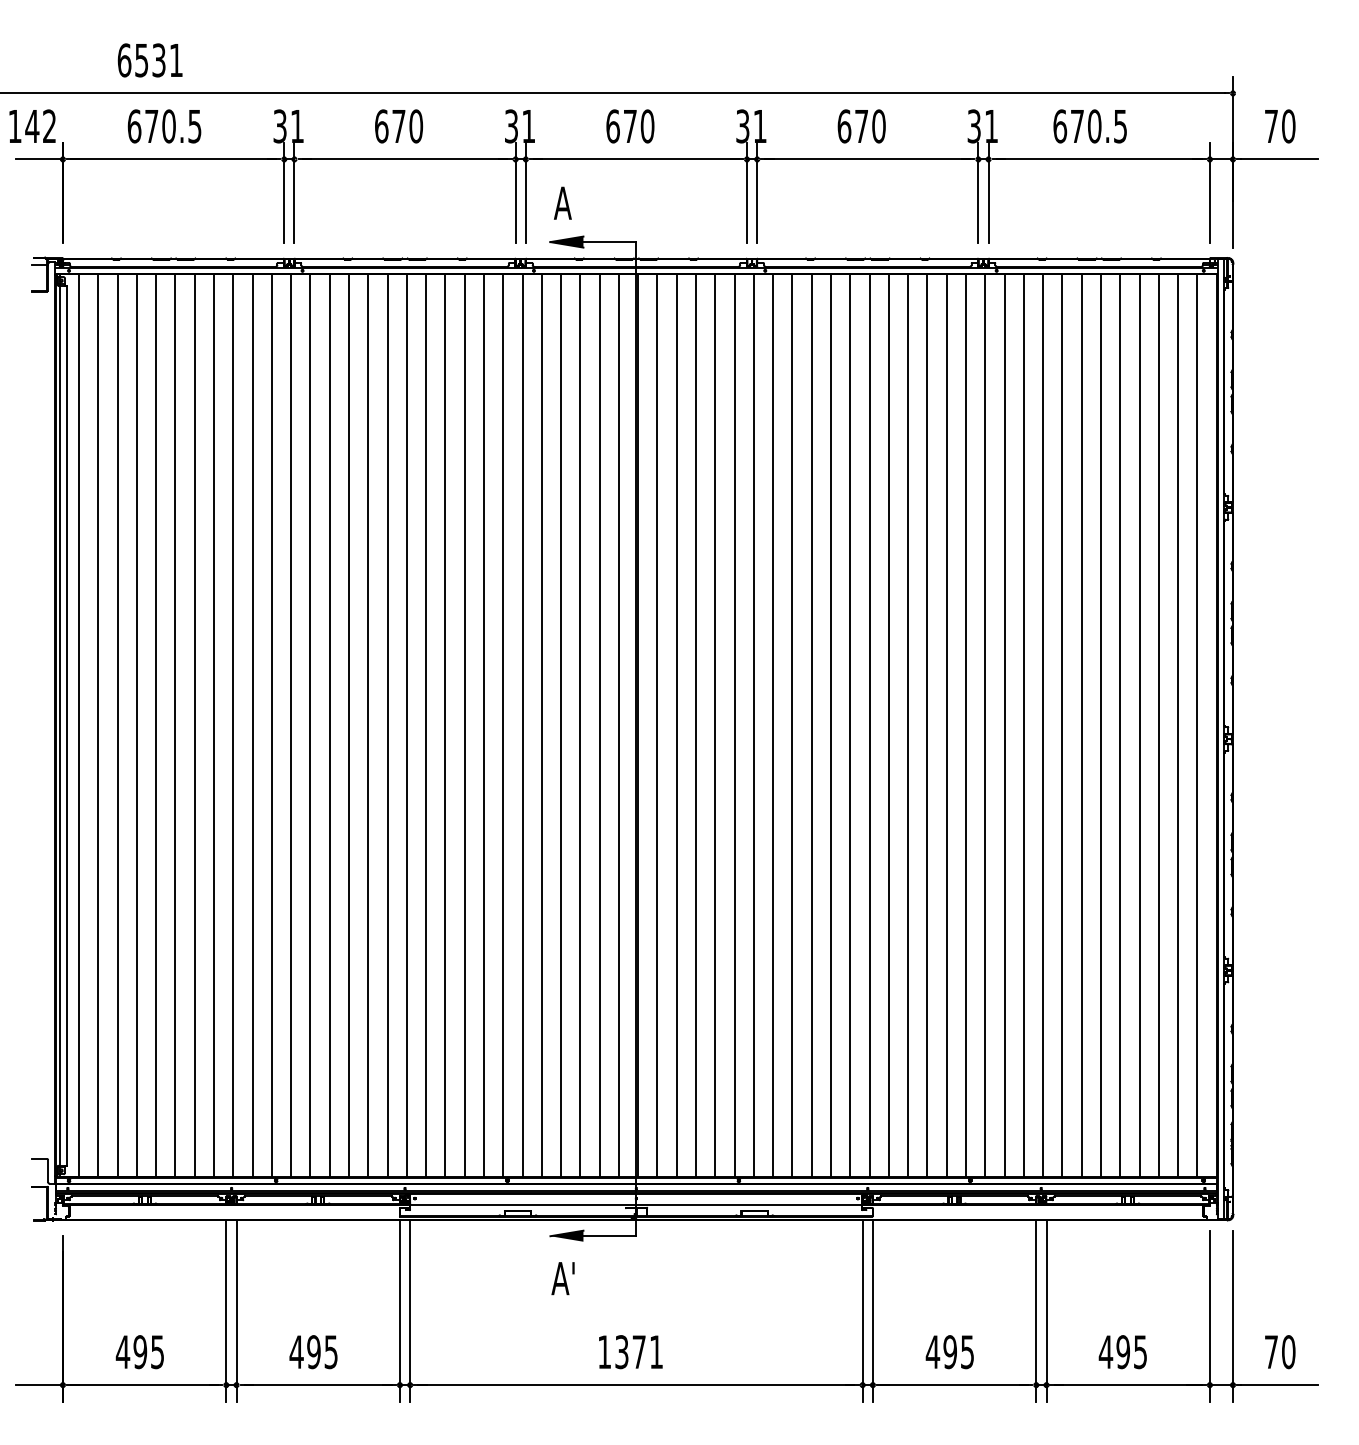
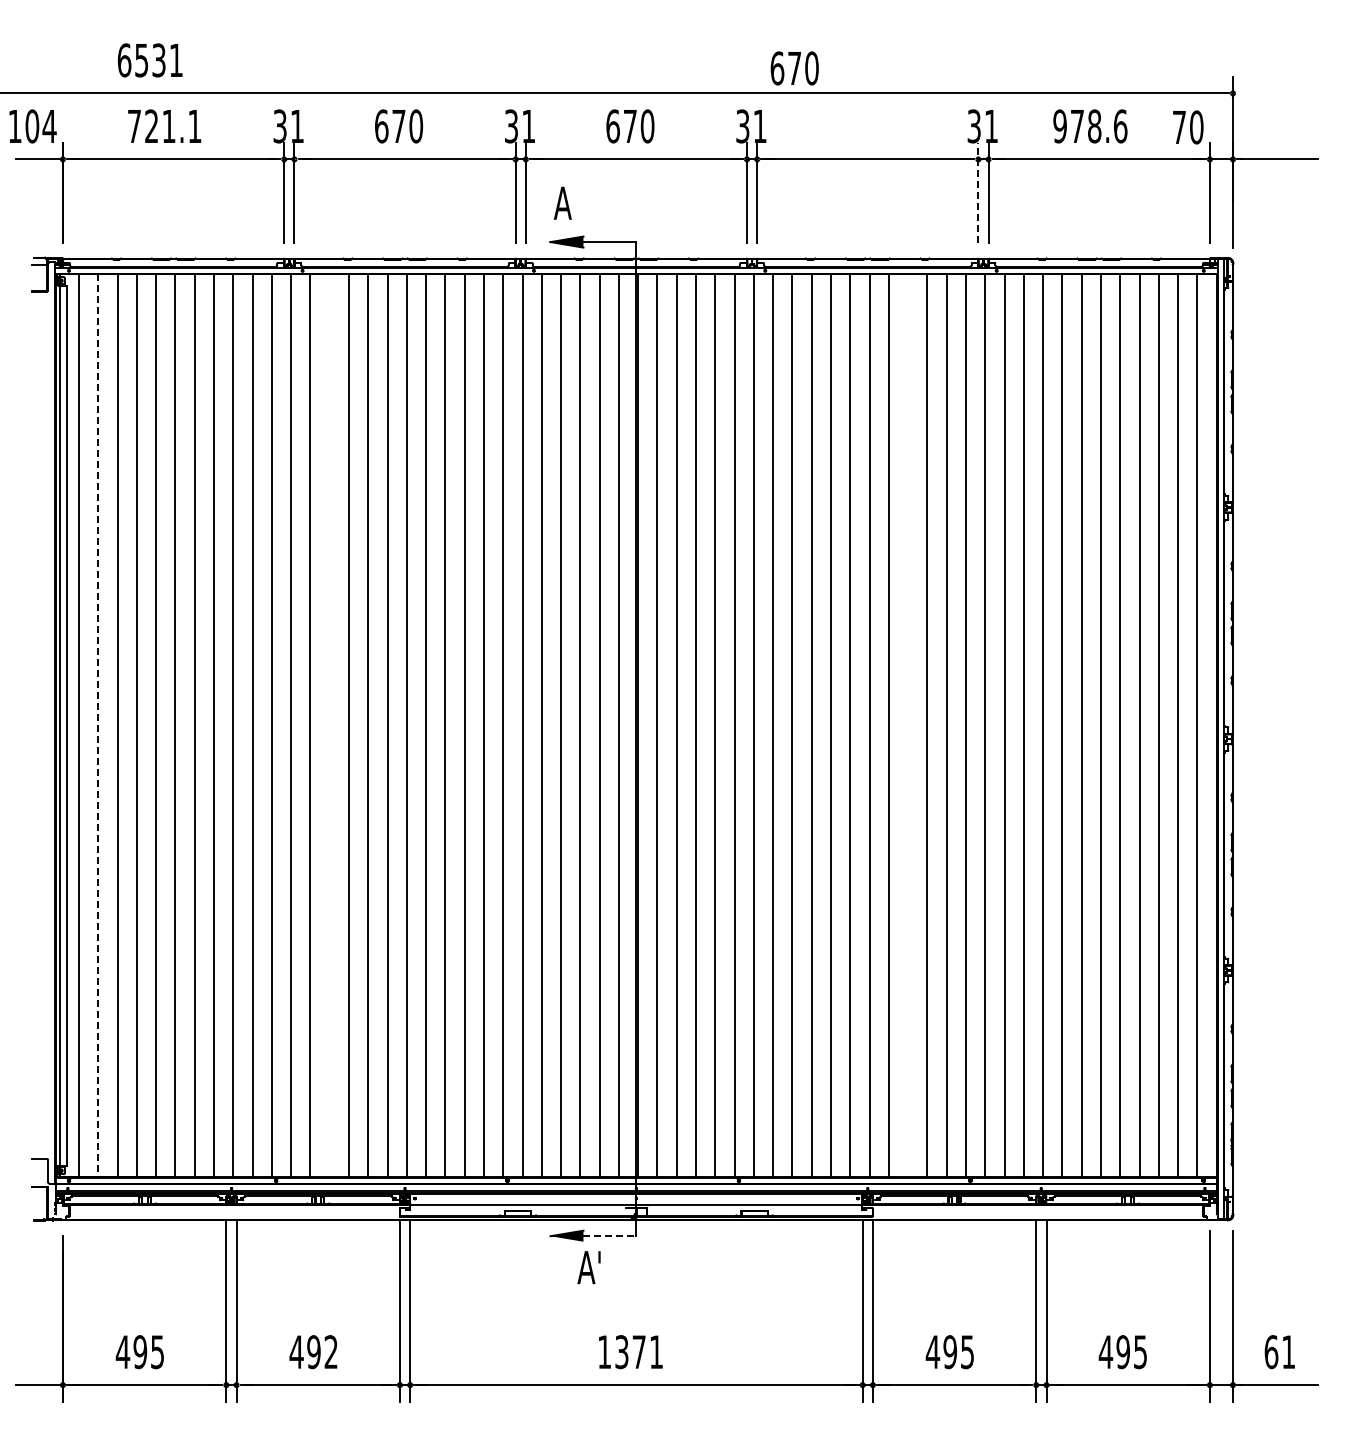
text: 142 -> 104 (40, 126)
text: 670.5 -> 721.1 (164, 126)
text position: (861, 126) -> (794, 68) (794, 68)
text: 670.5 -> 978.6 (1090, 126)
text position: (1280, 126) -> (1188, 127) (1188, 127)
line: solid -> dashed (978, 192)
line: solid -> dashed (98, 725)
line: present -> none (329, 725)
line: present -> none (908, 725)
line: solid -> dashed (610, 1236)
text position: (562, 1278) -> (588, 1267) (588, 1267)
text: 495 -> 492 (330, 1352)
text: 70 -> 61 (1279, 1352)
